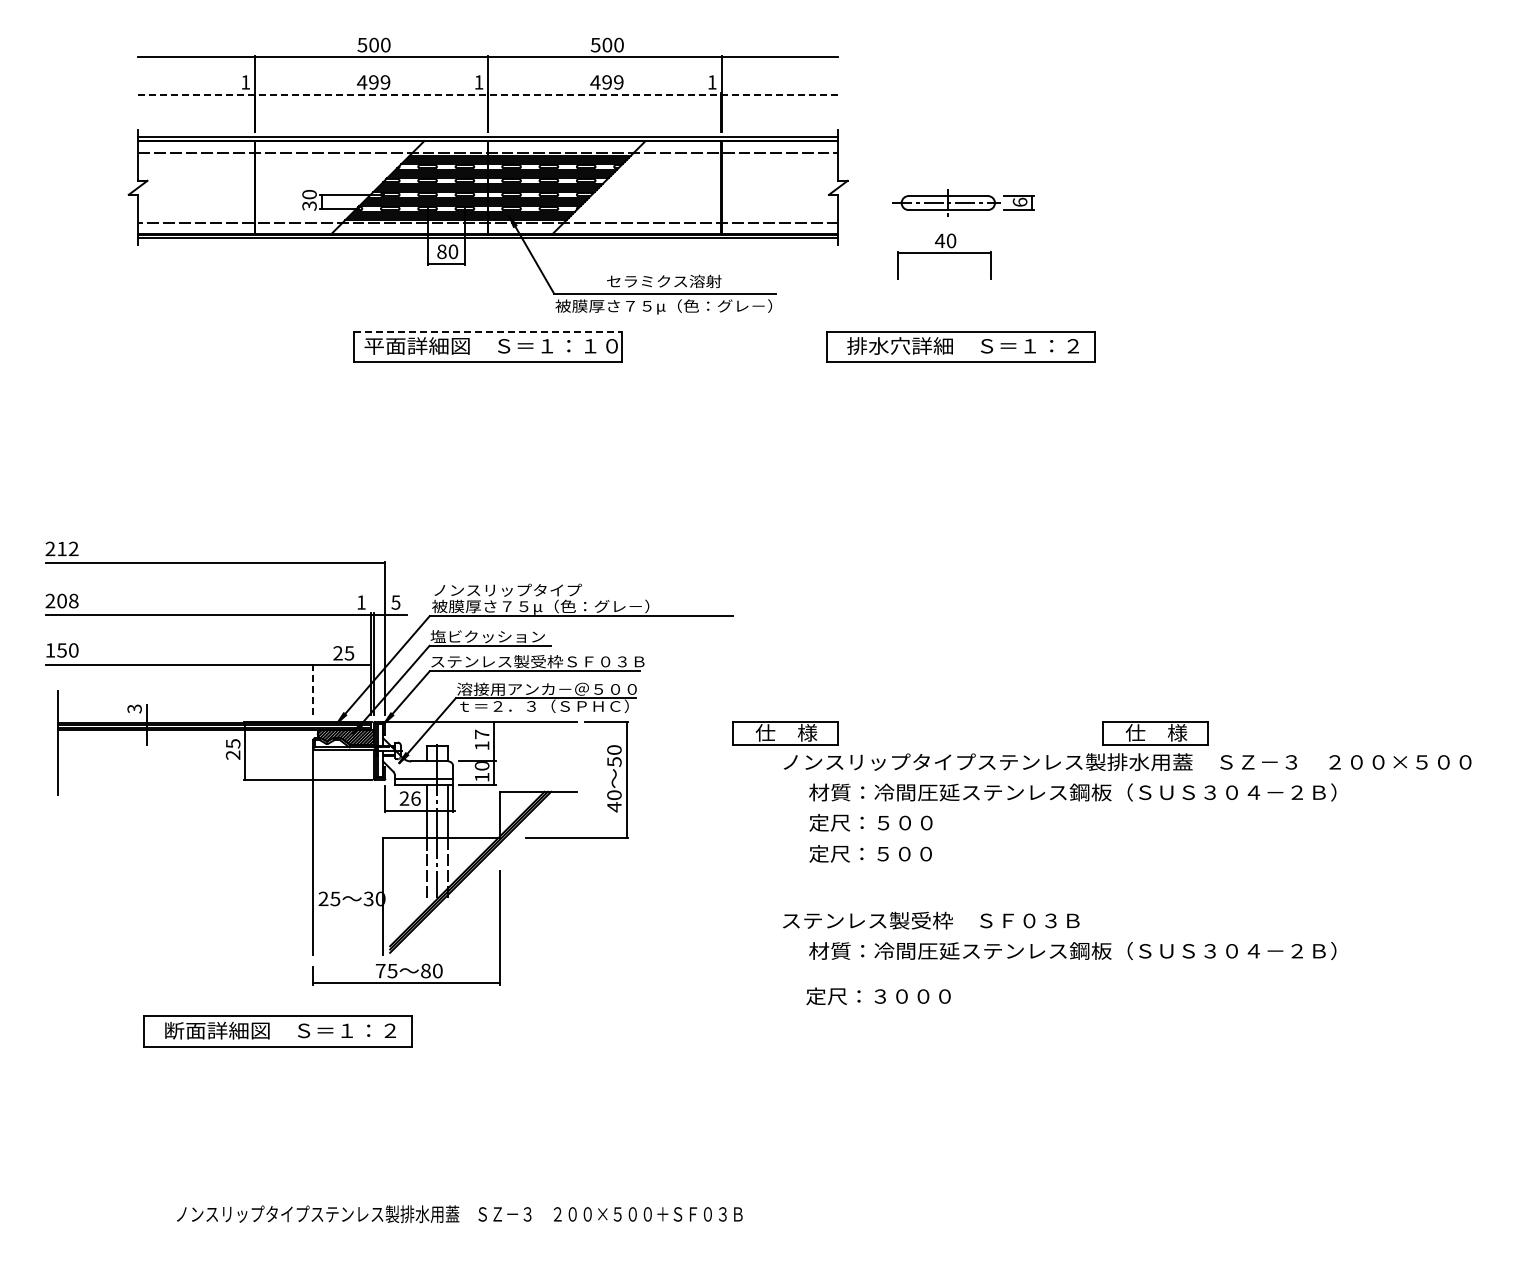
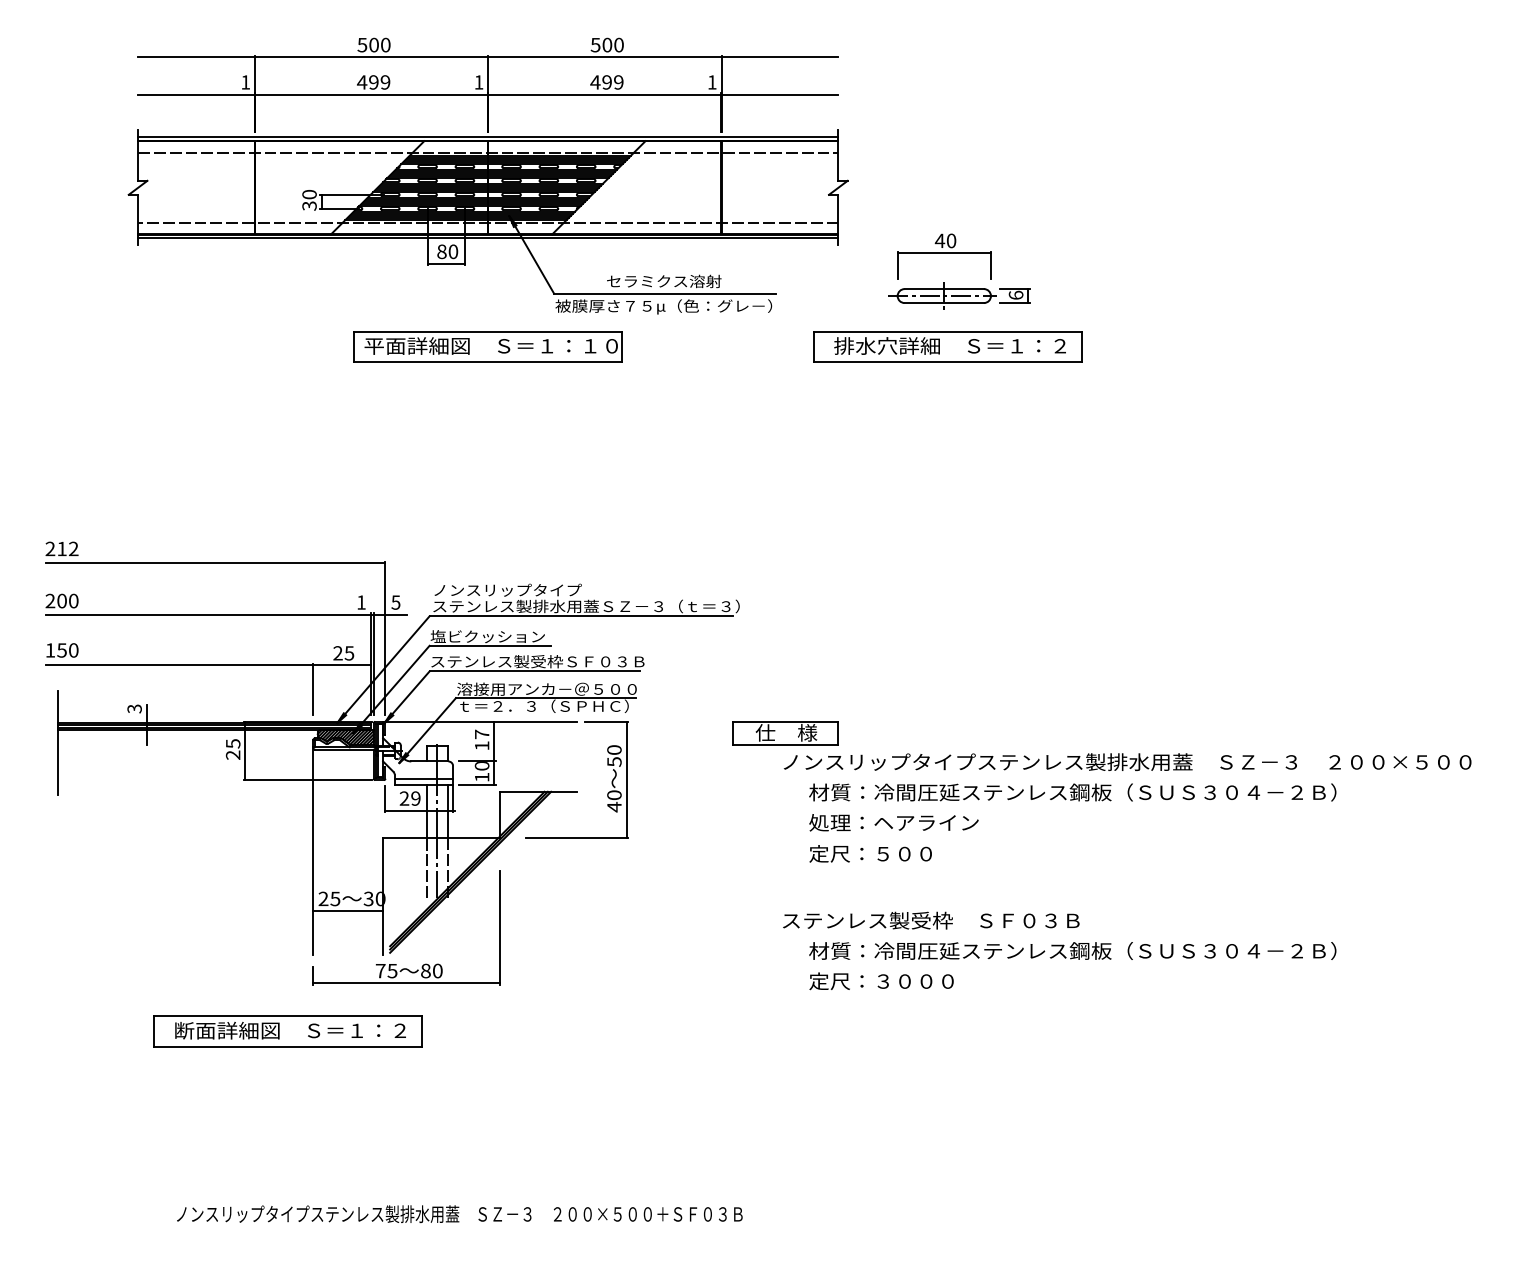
line: dashed -> solid (488, 94)
part position: (963, 202) -> (959, 295) (959, 295)
line: dashed -> solid (488, 331)
part position: (960, 346) -> (947, 346) (947, 346)
text: 208 -> 200 (73, 601)
text: 被膜厚さ７５μ（色：グレ－） -> ステンレス製排水用蓋ＳＺ－３（ｔ＝３） (585, 606)
line: dashed -> solid (313, 688)
part: present -> none (1155, 733)
text: 26 -> 29 (415, 798)
text: 定尺：５００ -> 処理：ヘアライン (893, 822)
line: none -> present (348, 911)
text position: (878, 996) -> (881, 981) (881, 981)
part position: (277, 1031) -> (287, 1031) (287, 1031)
